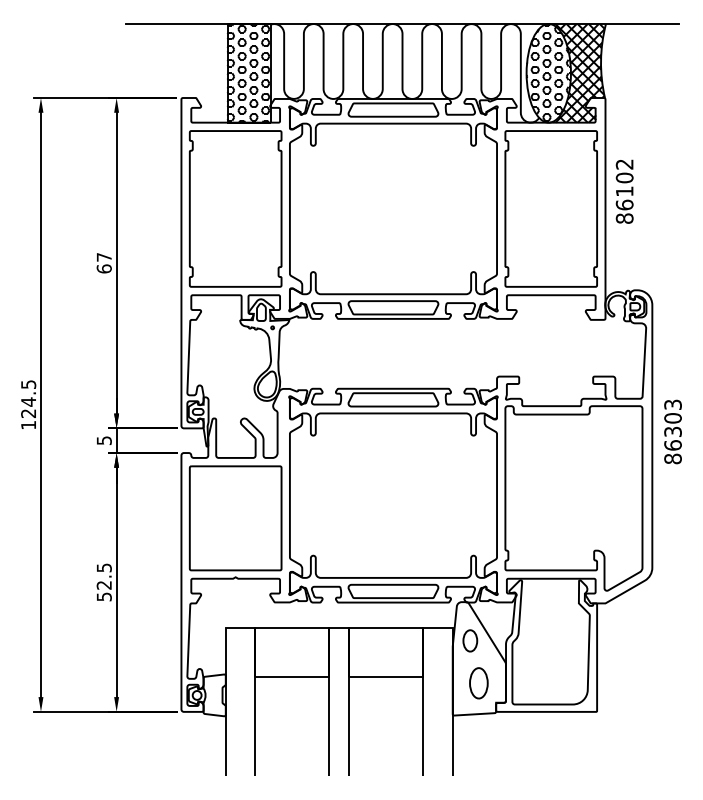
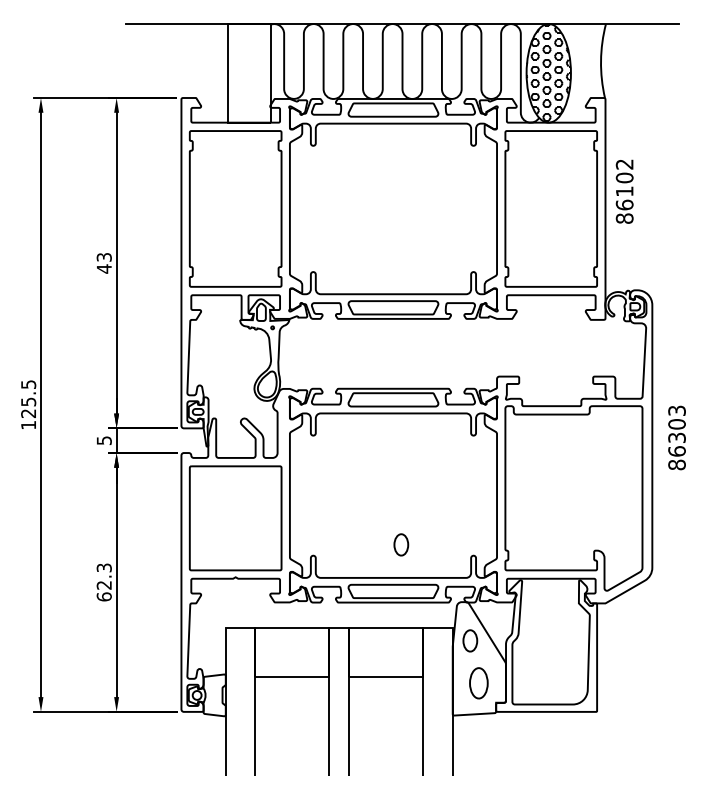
hatch: present -> none (248, 73)
hatch: present -> none (578, 73)
text: 67 -> 43 (103, 263)
text: 124.5 -> 125.5 (28, 401)
text position: (672, 431) -> (676, 437) (676, 437)
part: none -> present (401, 544)
text: 52.5 -> 62.3 (103, 582)
